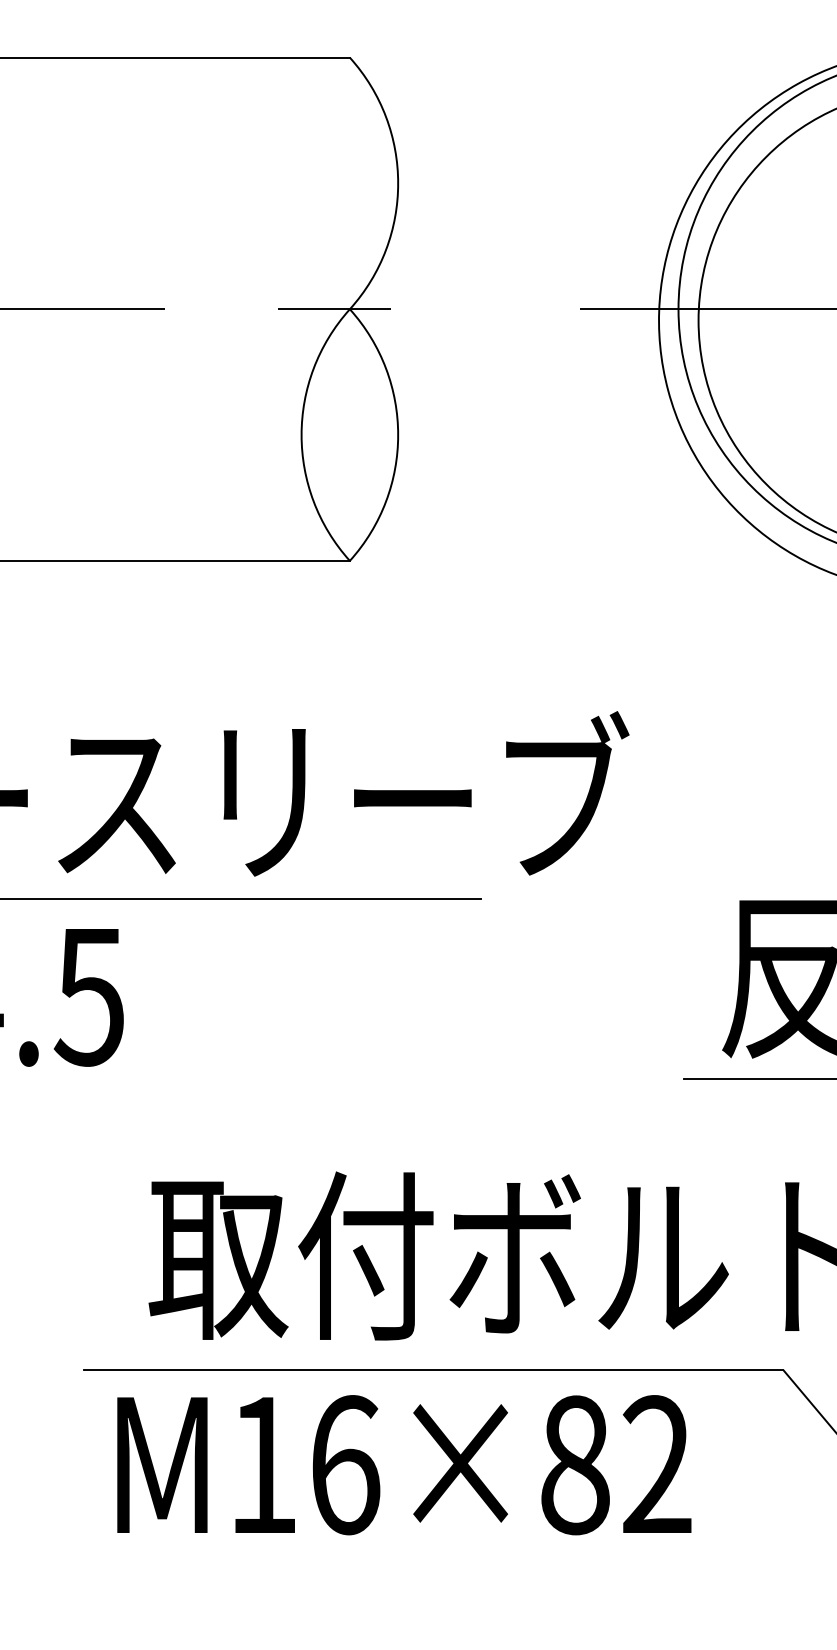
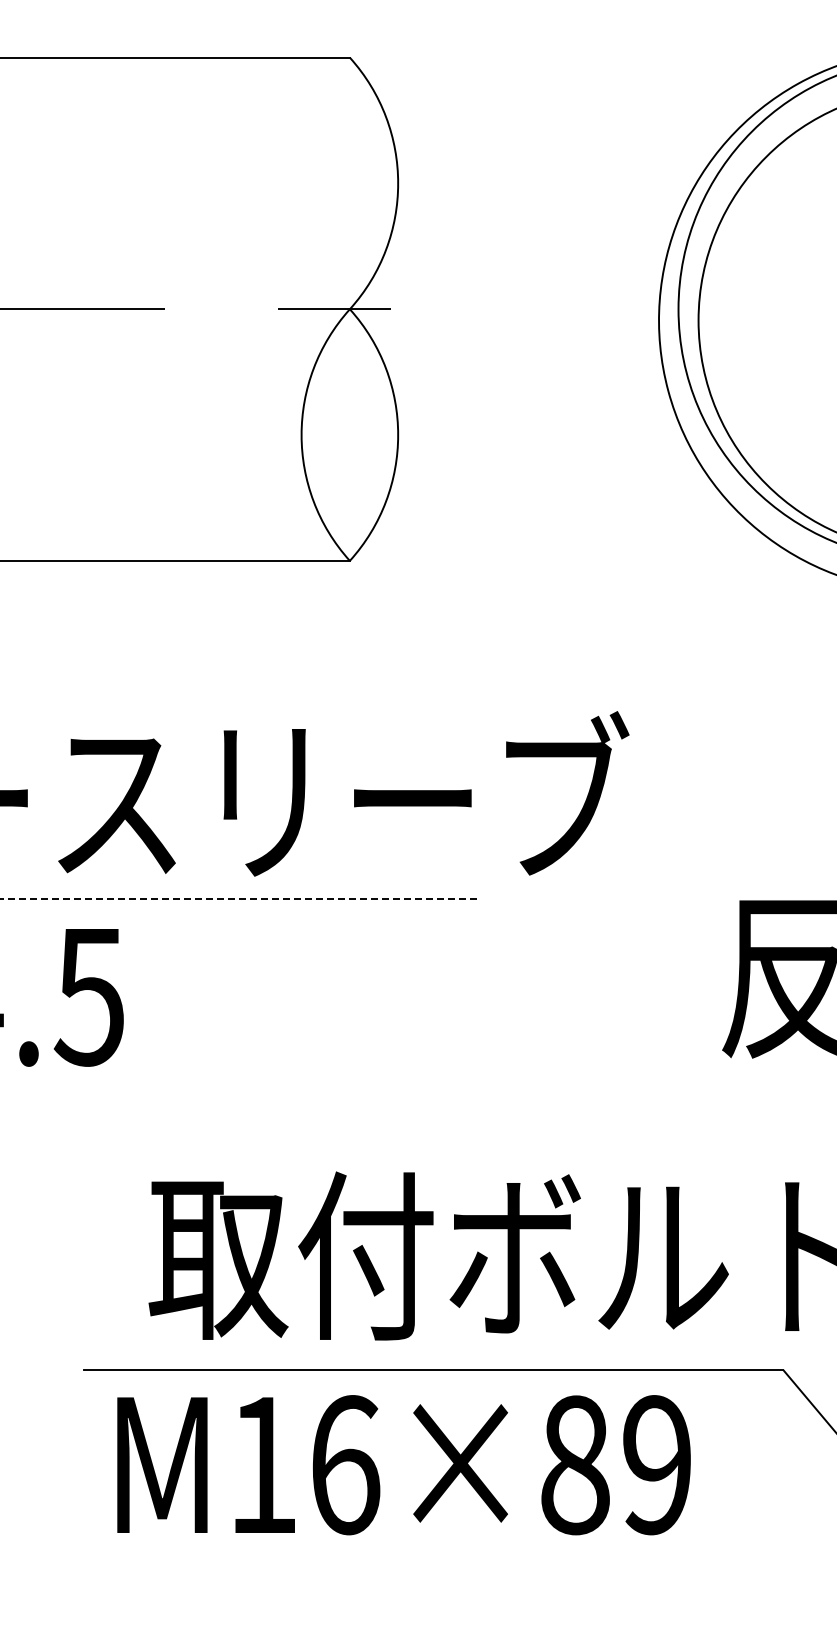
line: present -> none (706, 309)
line: solid -> dashed (241, 898)
line: present -> none (758, 1078)
text: M16×82 -> M16×89 (656, 1465)
